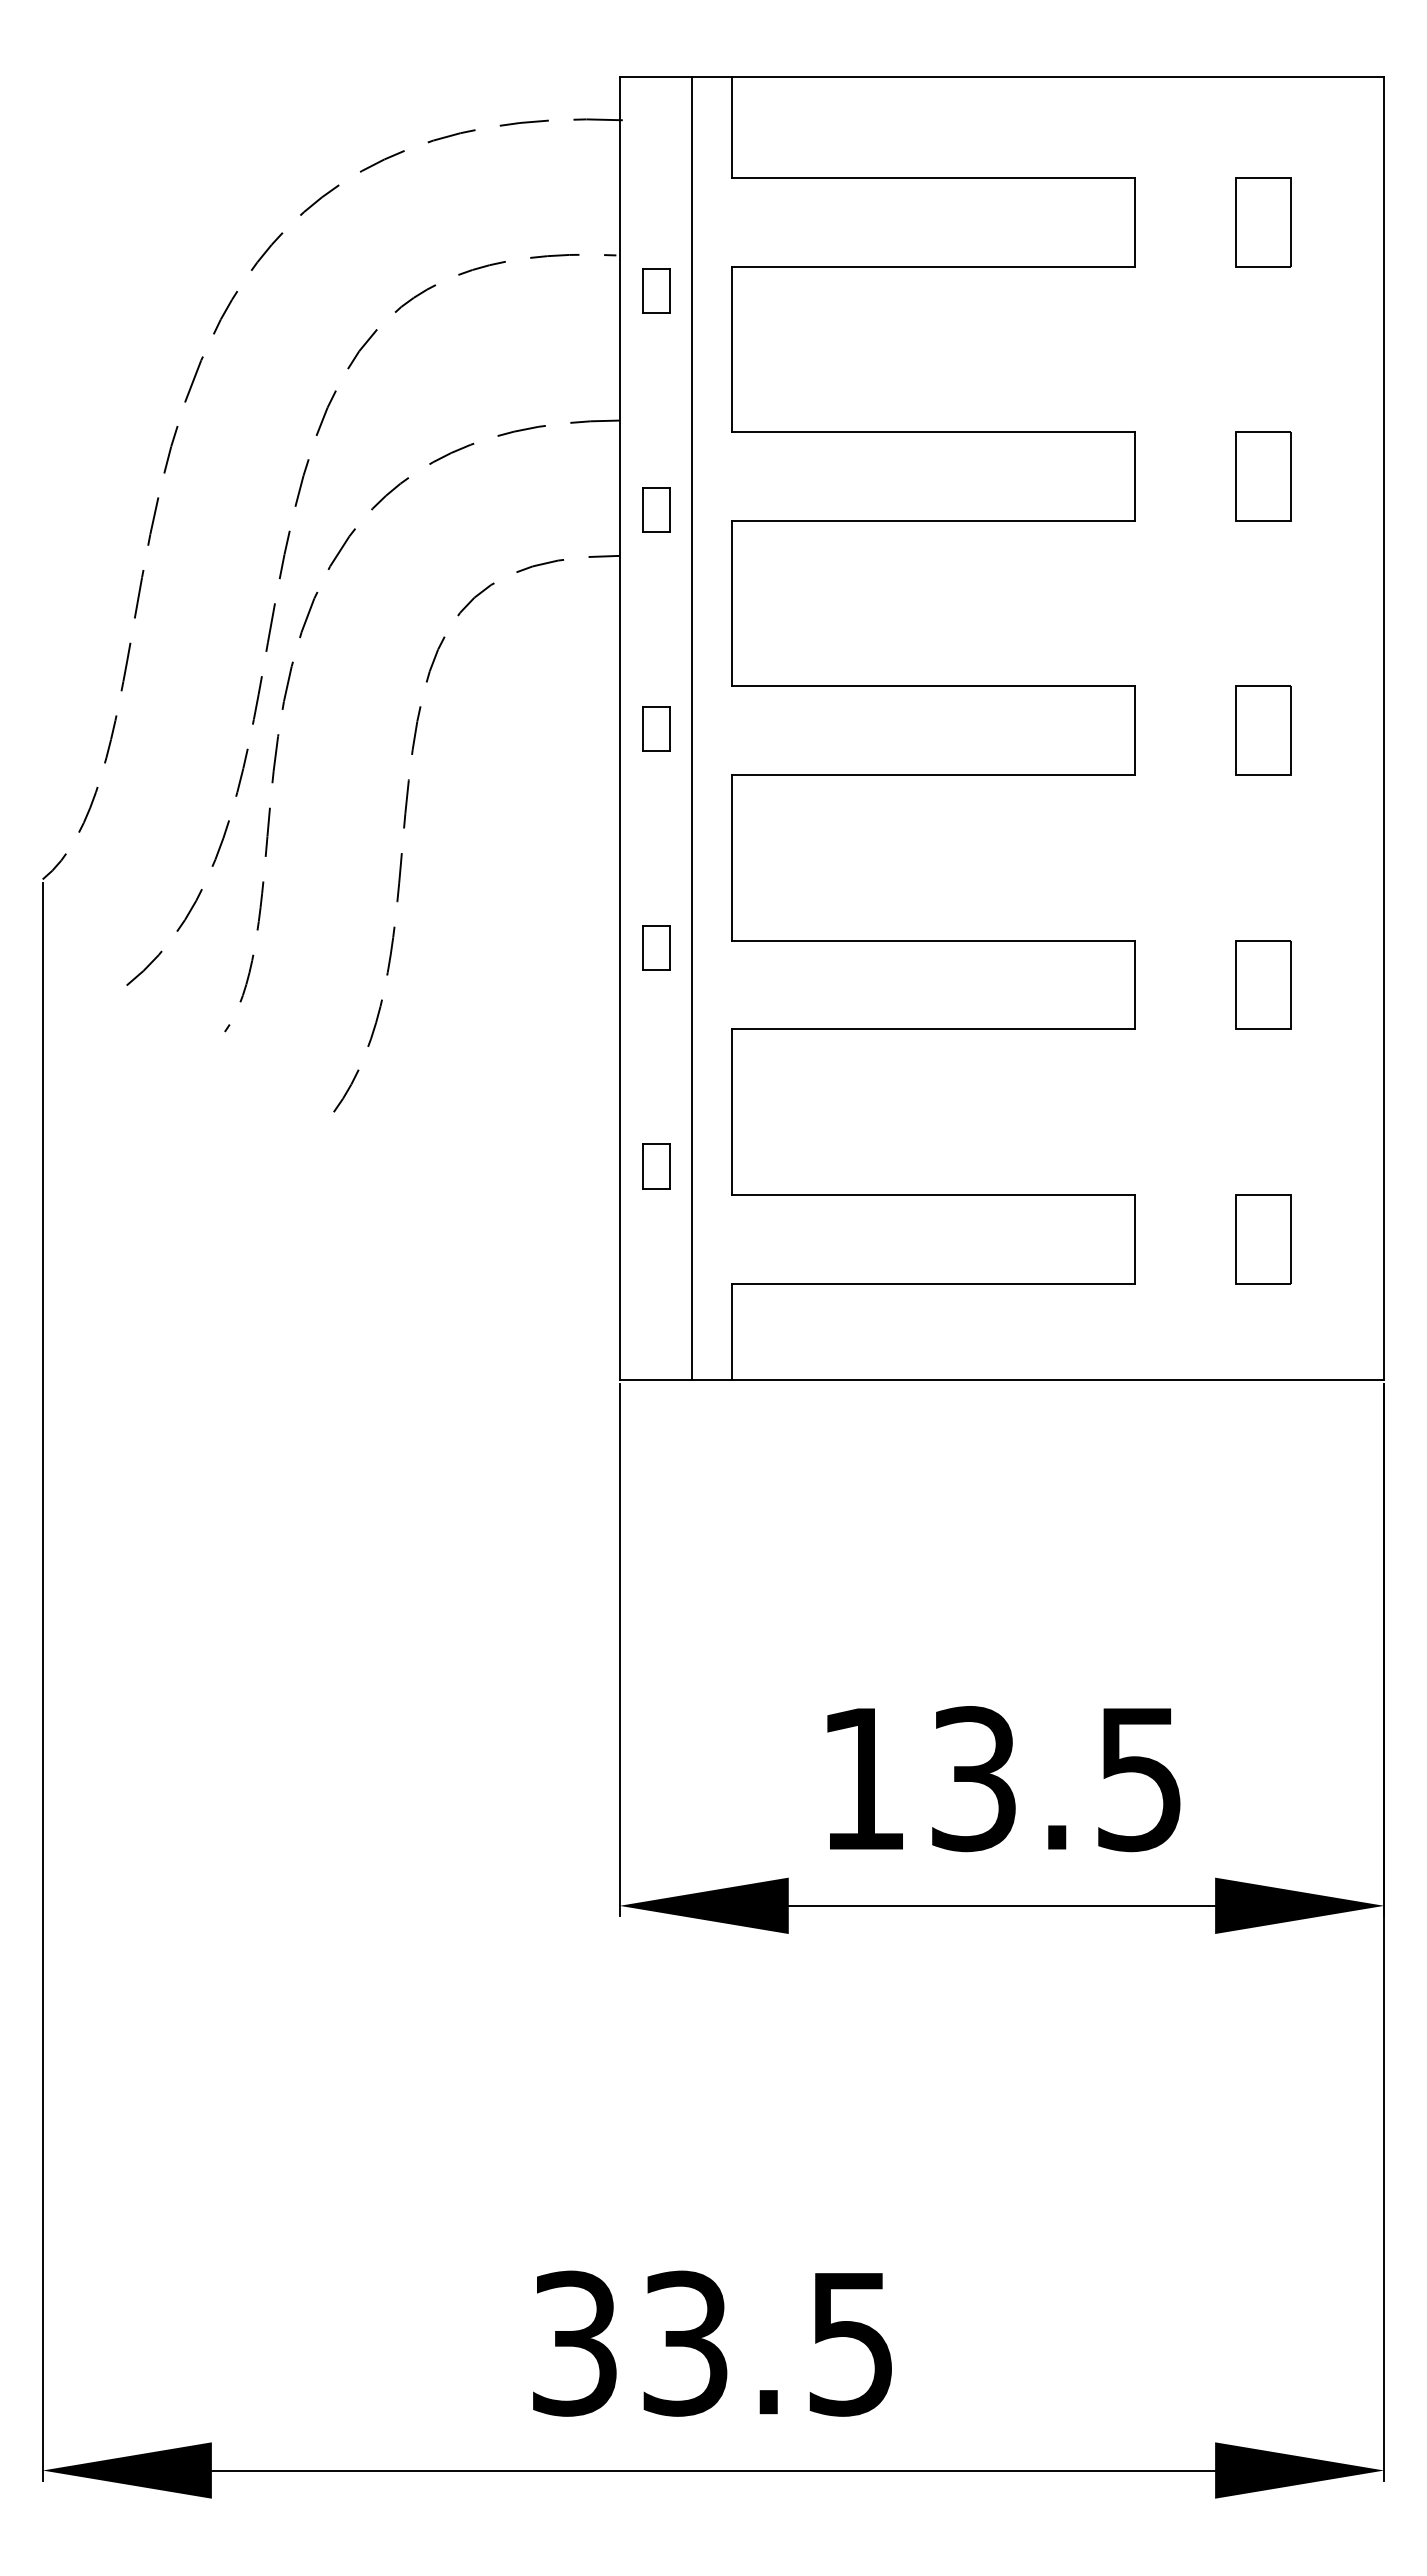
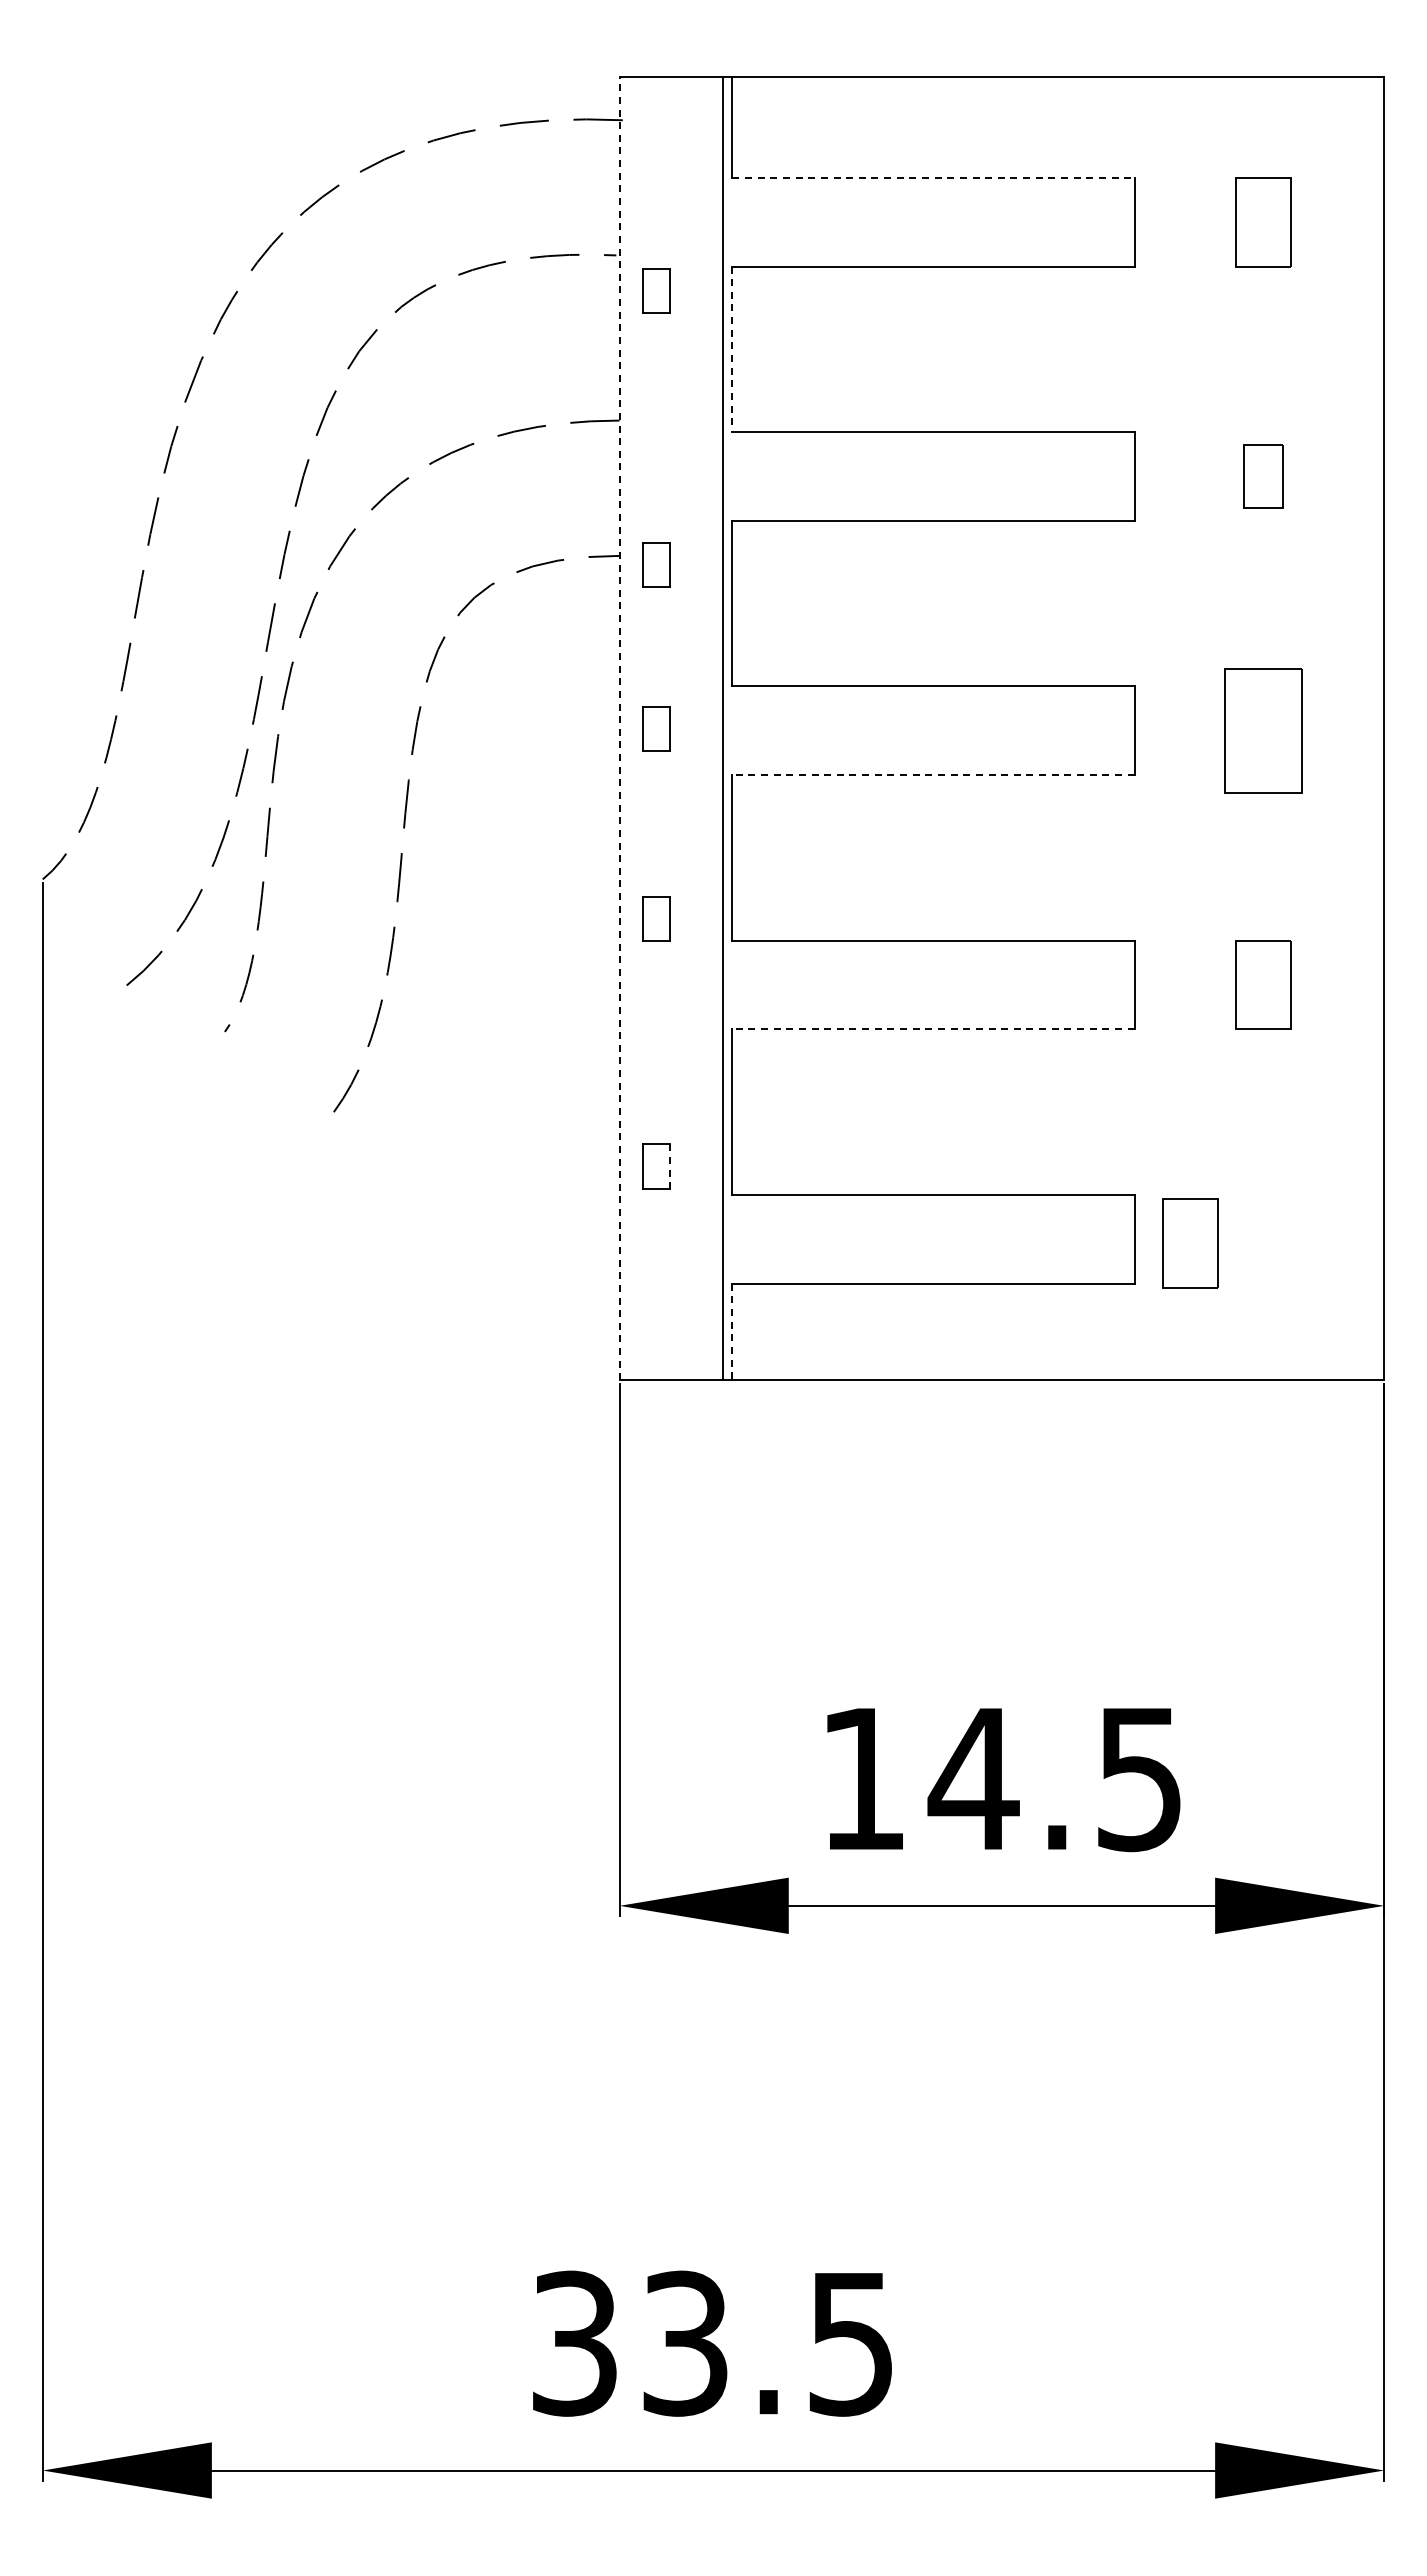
line: solid -> dashed (933, 177)
line: solid -> dashed (732, 349)
part size: 57x91 px -> 41x65 px (1263, 476)
part position: (656, 509) -> (656, 564) (656, 564)
line: solid -> dashed (619, 728)
line position: (691, 728) -> (722, 728) (722, 728)
part size: 57x91 px -> 79x126 px (1263, 730)
line: solid -> dashed (932, 775)
part position: (656, 947) -> (656, 918) (656, 918)
line: solid -> dashed (932, 1029)
line: solid -> dashed (670, 1167)
part position: (1263, 1239) -> (1190, 1243) (1190, 1243)
line: solid -> dashed (732, 1332)
text: 13.5 -> 14.5 (973, 1779)
